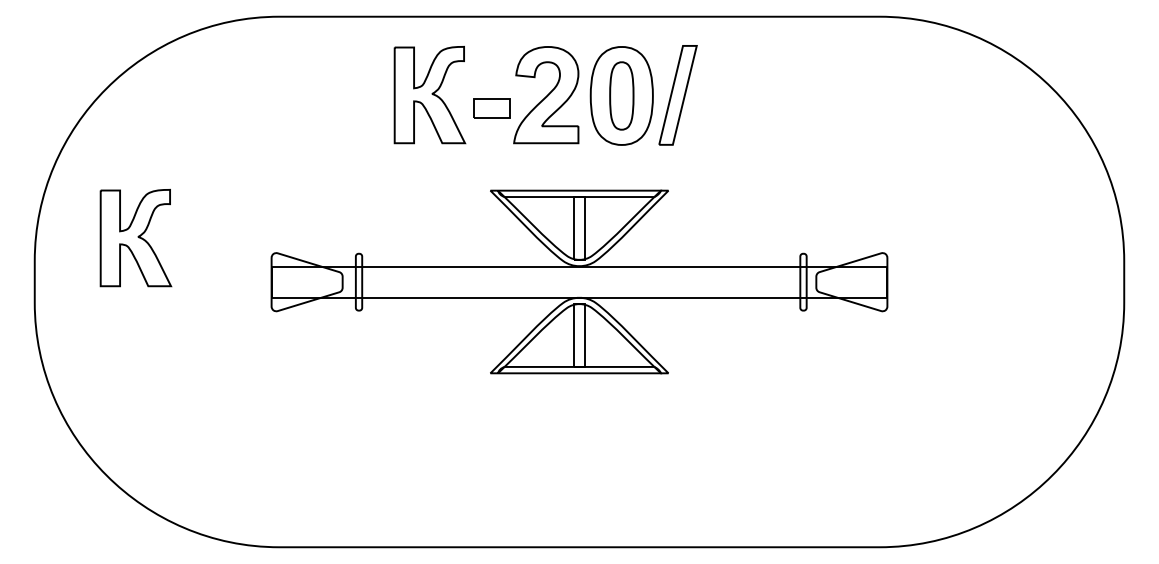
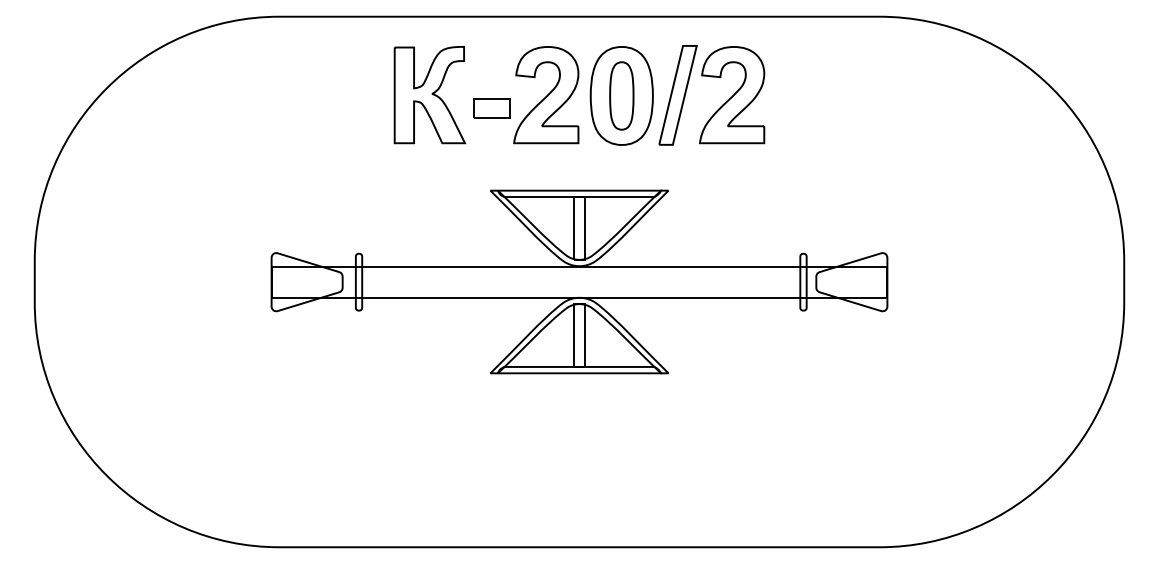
part: none -> present (732, 95)
part: present -> none (135, 237)
